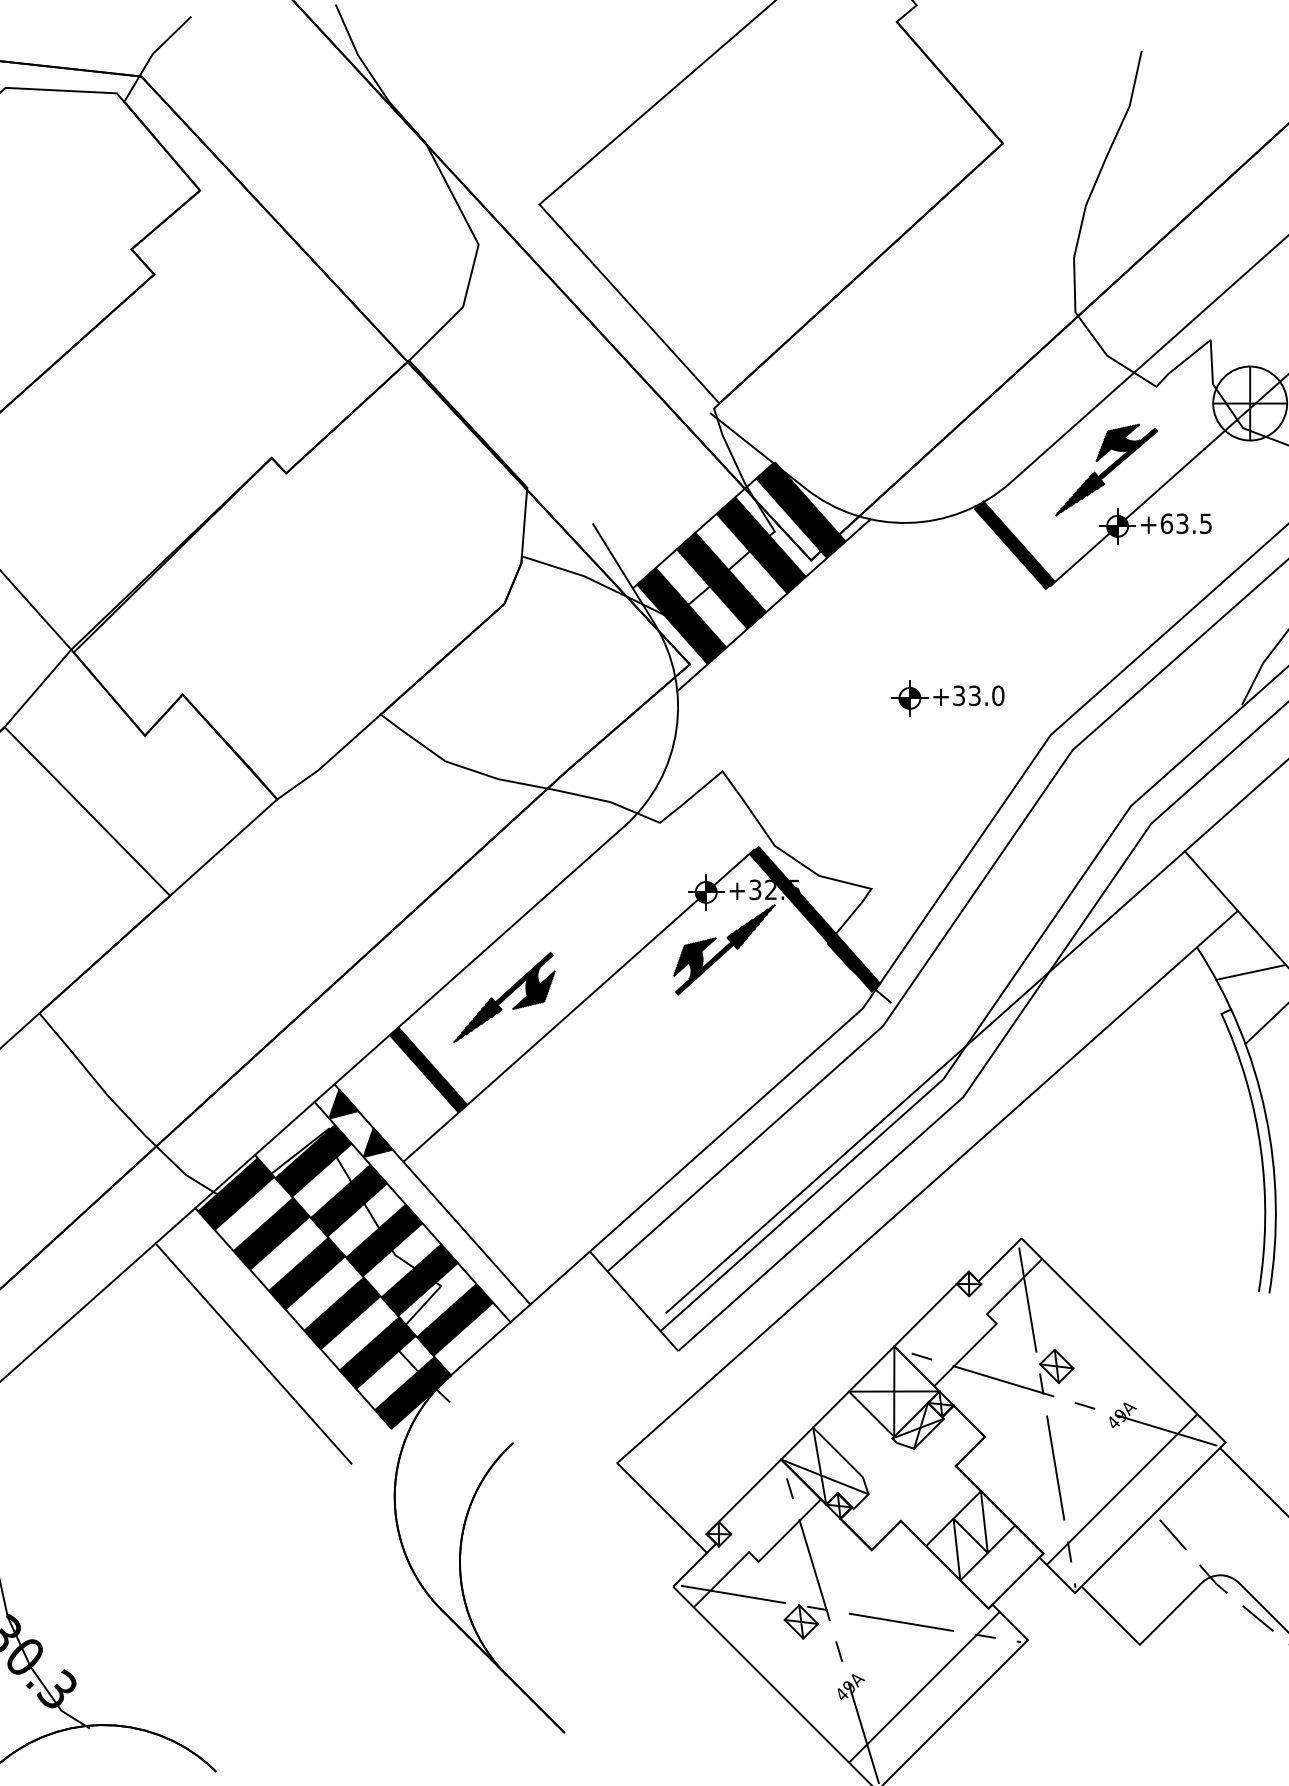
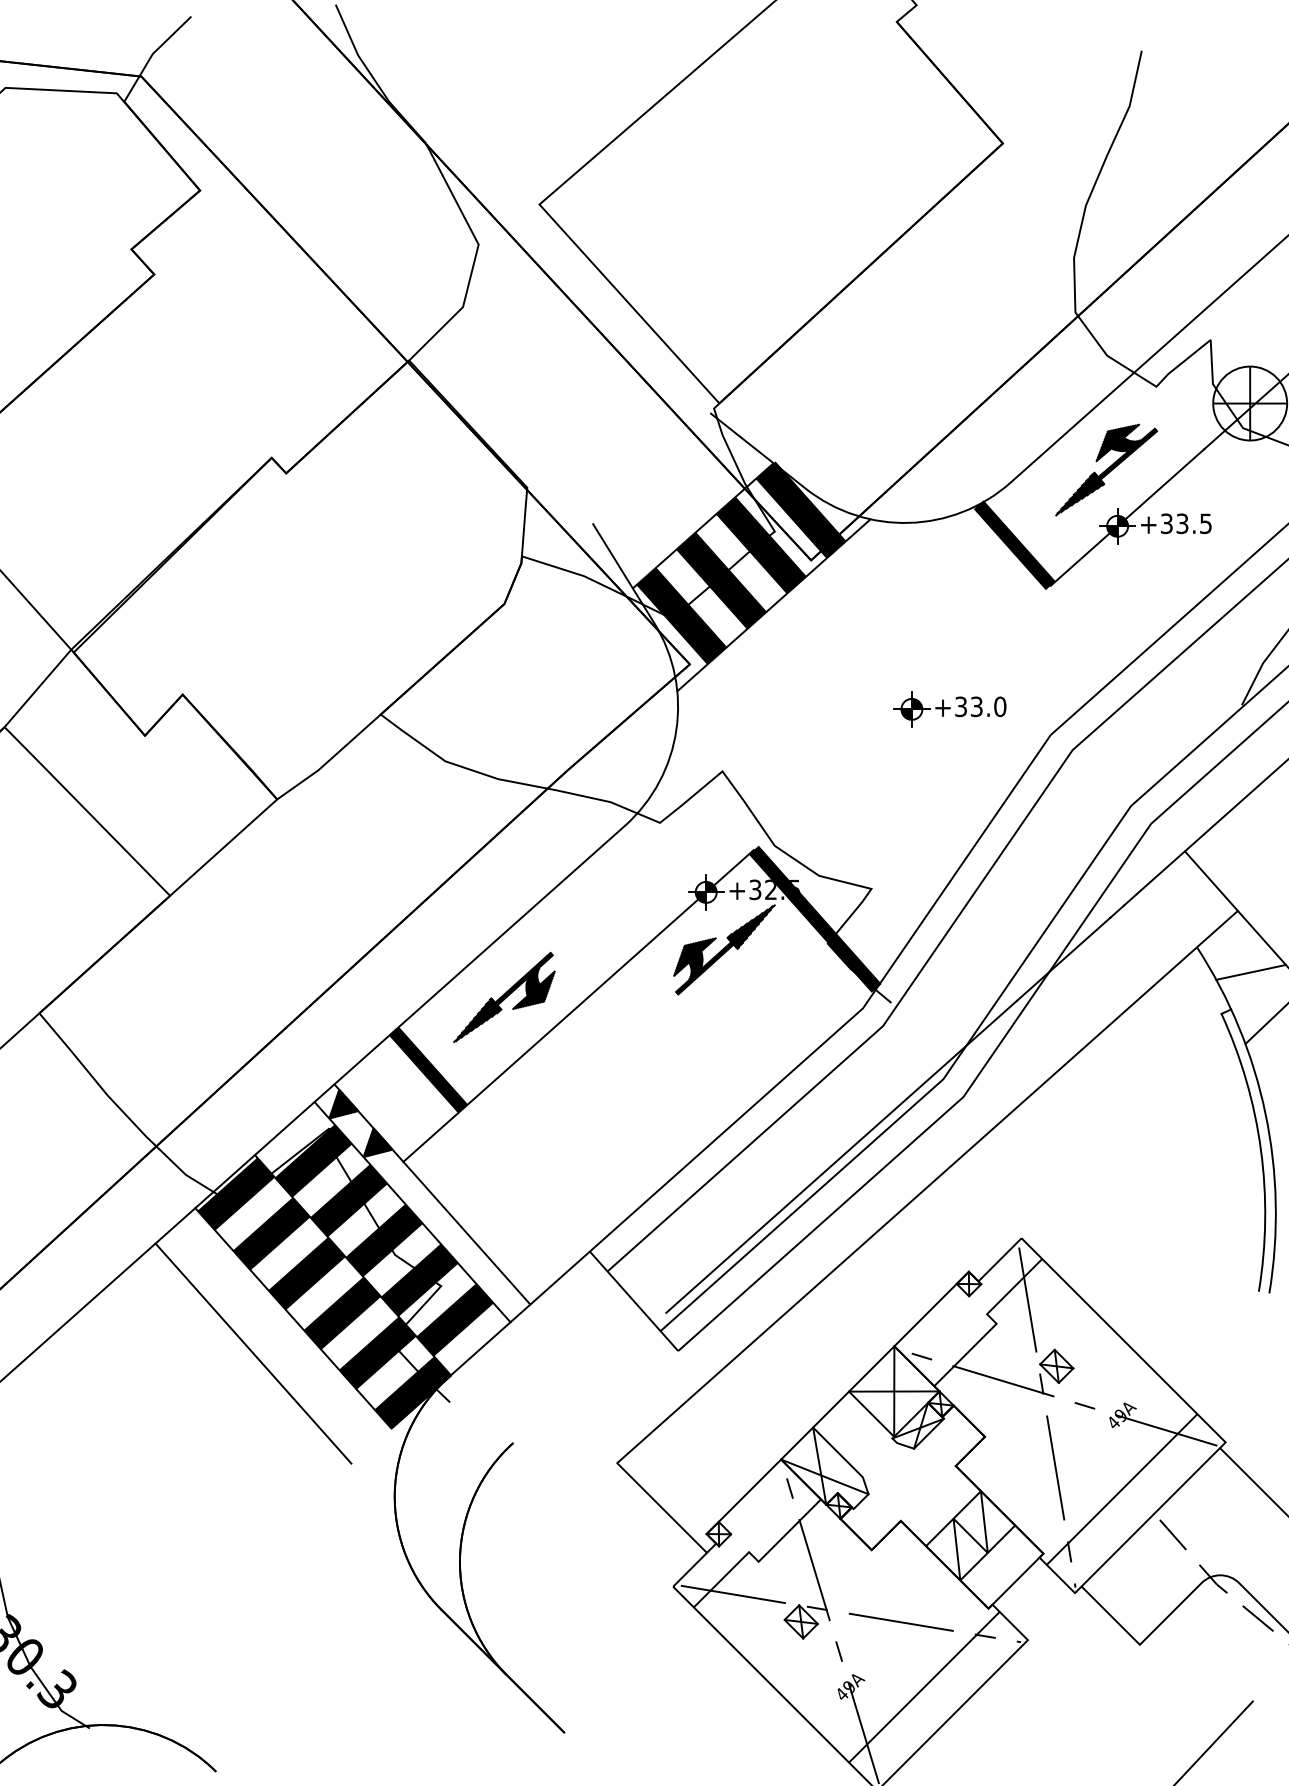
text: +63.5 -> +33.5 (1166, 523)
part position: (947, 698) -> (949, 709) (949, 709)
line: none -> present (1214, 1741)
